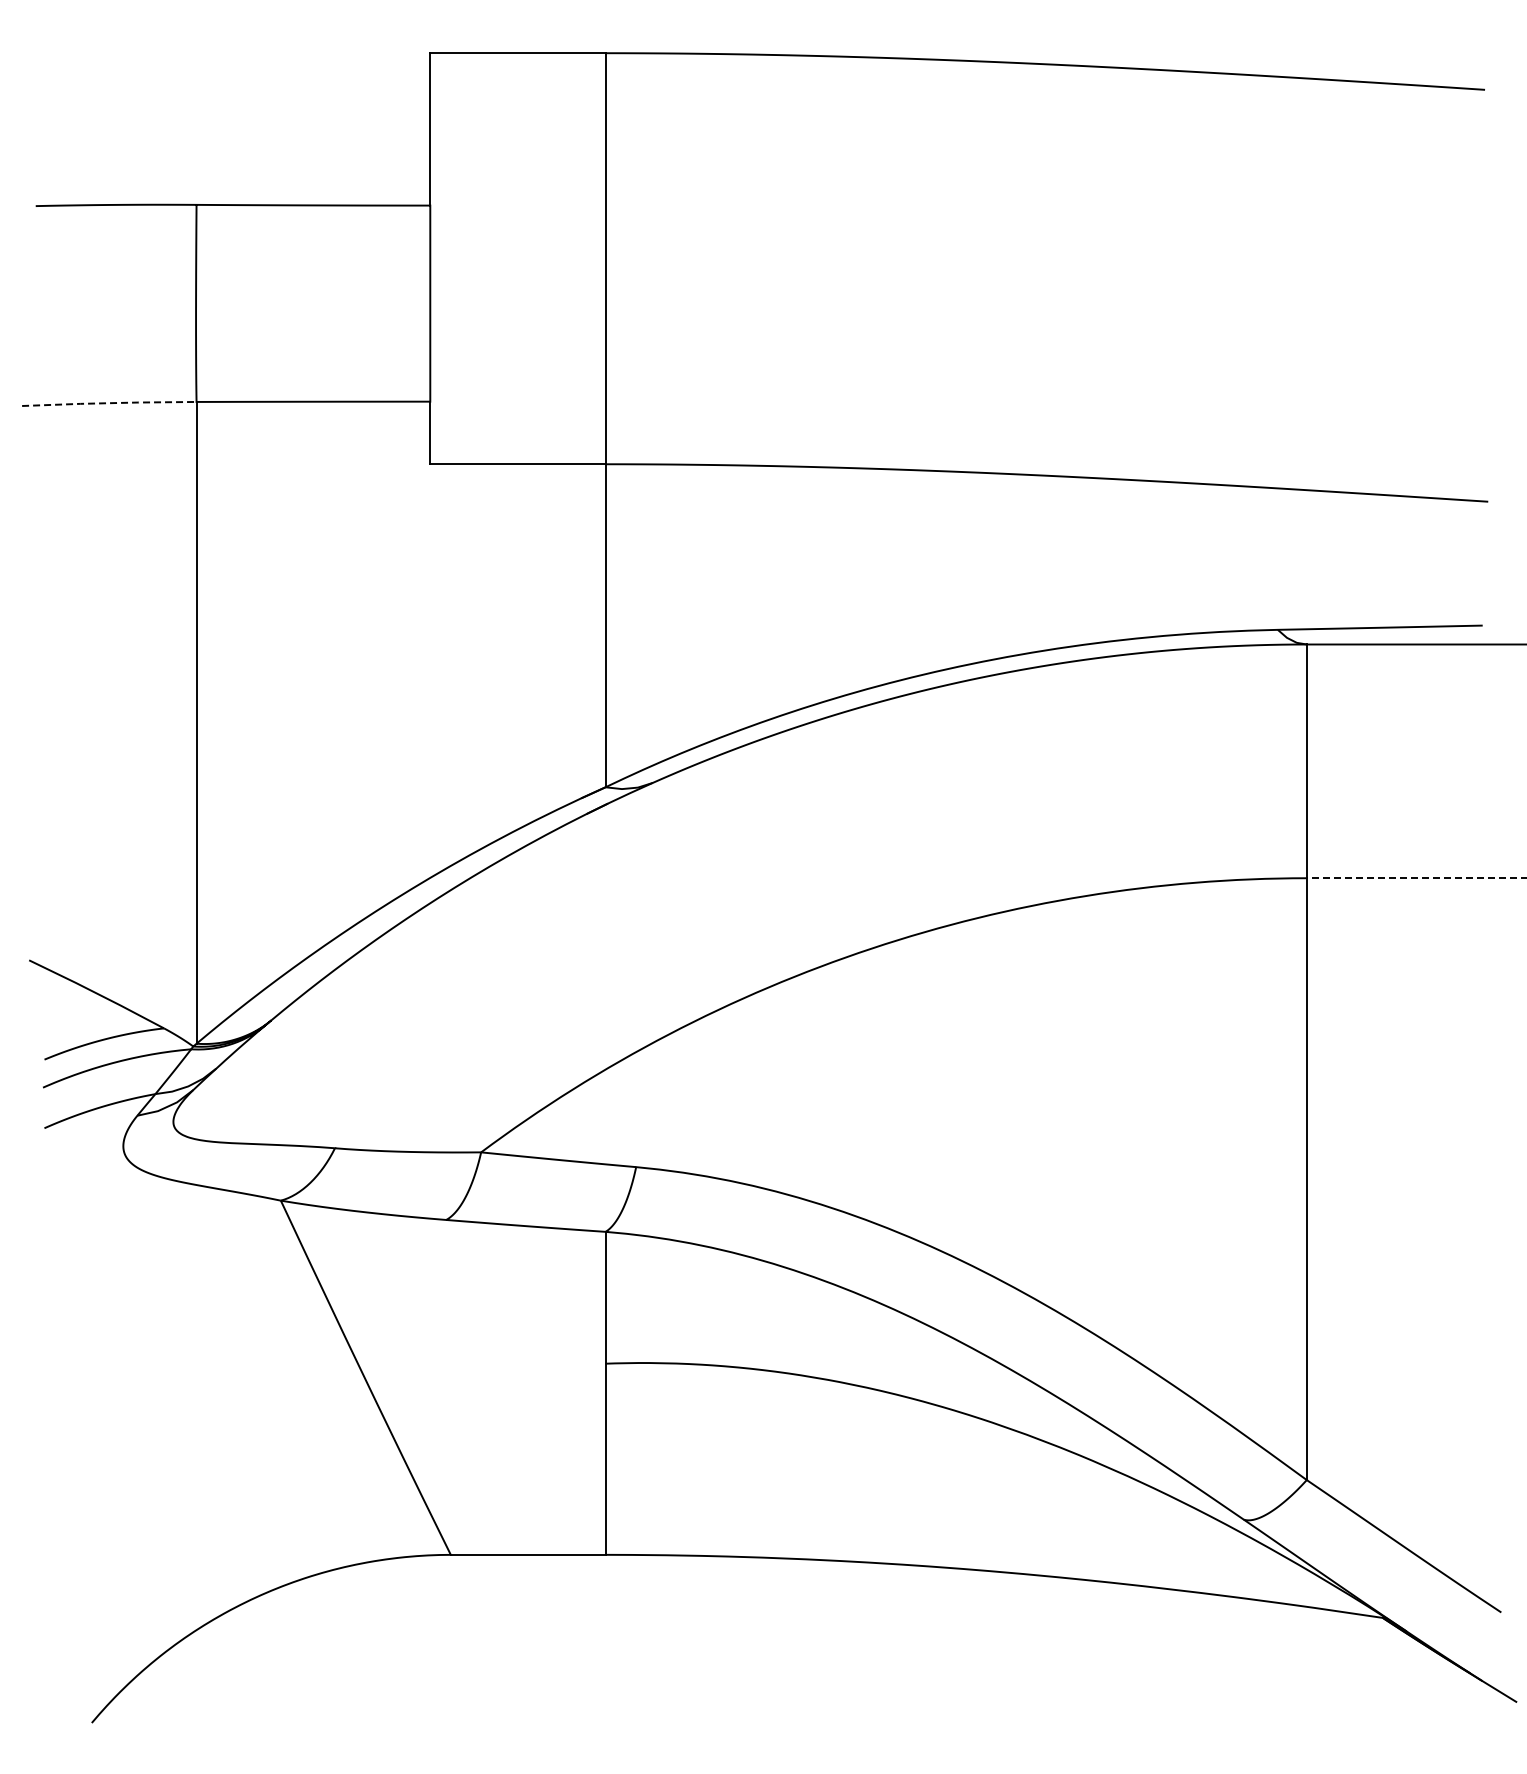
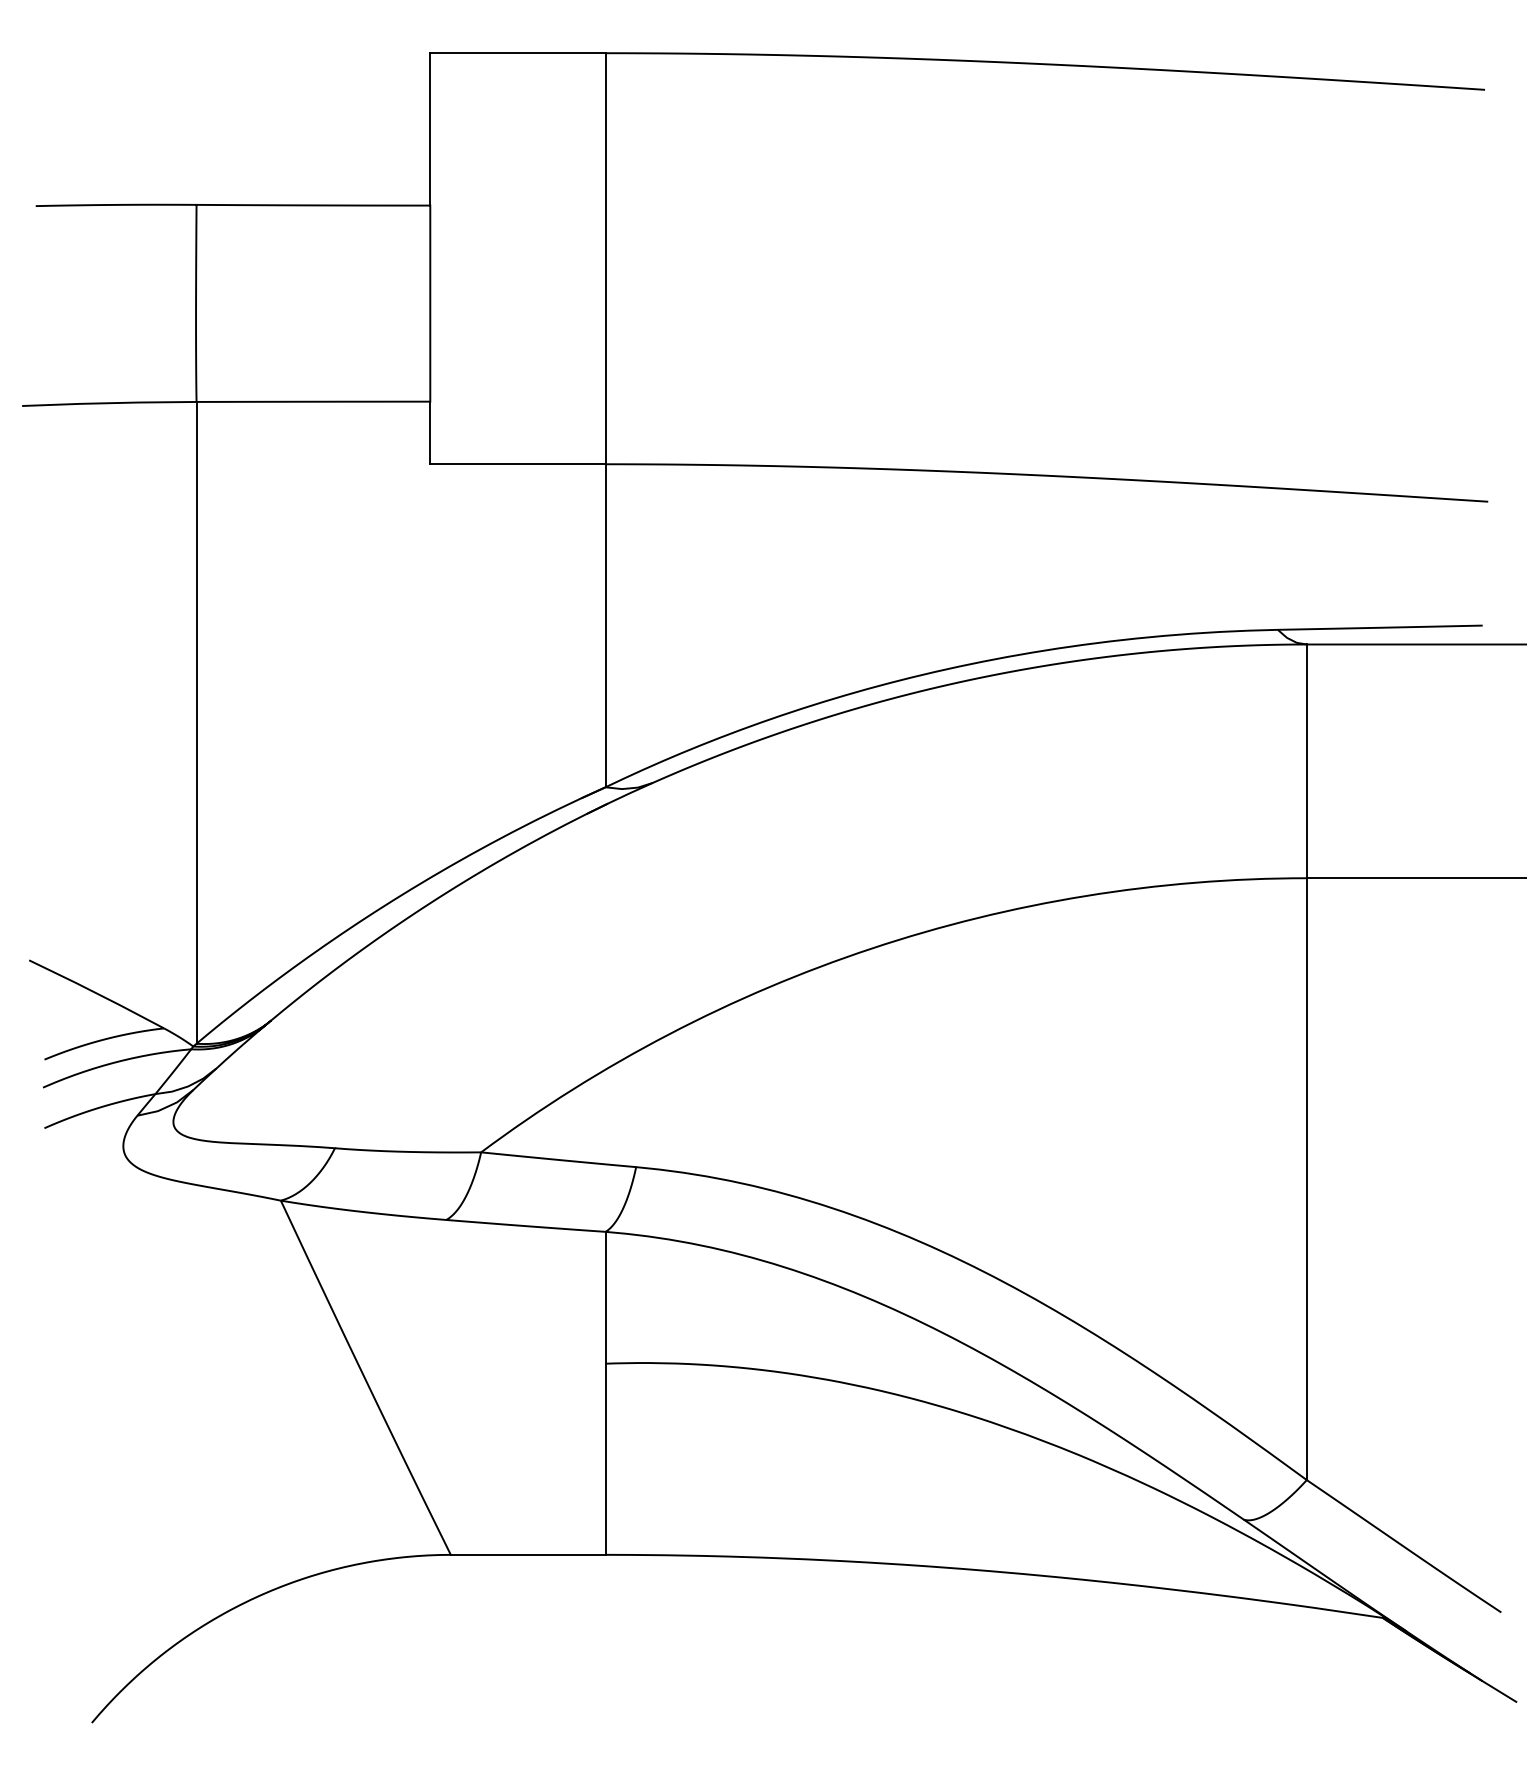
line: dashed -> solid (109, 403)
line: dashed -> solid (1416, 878)
